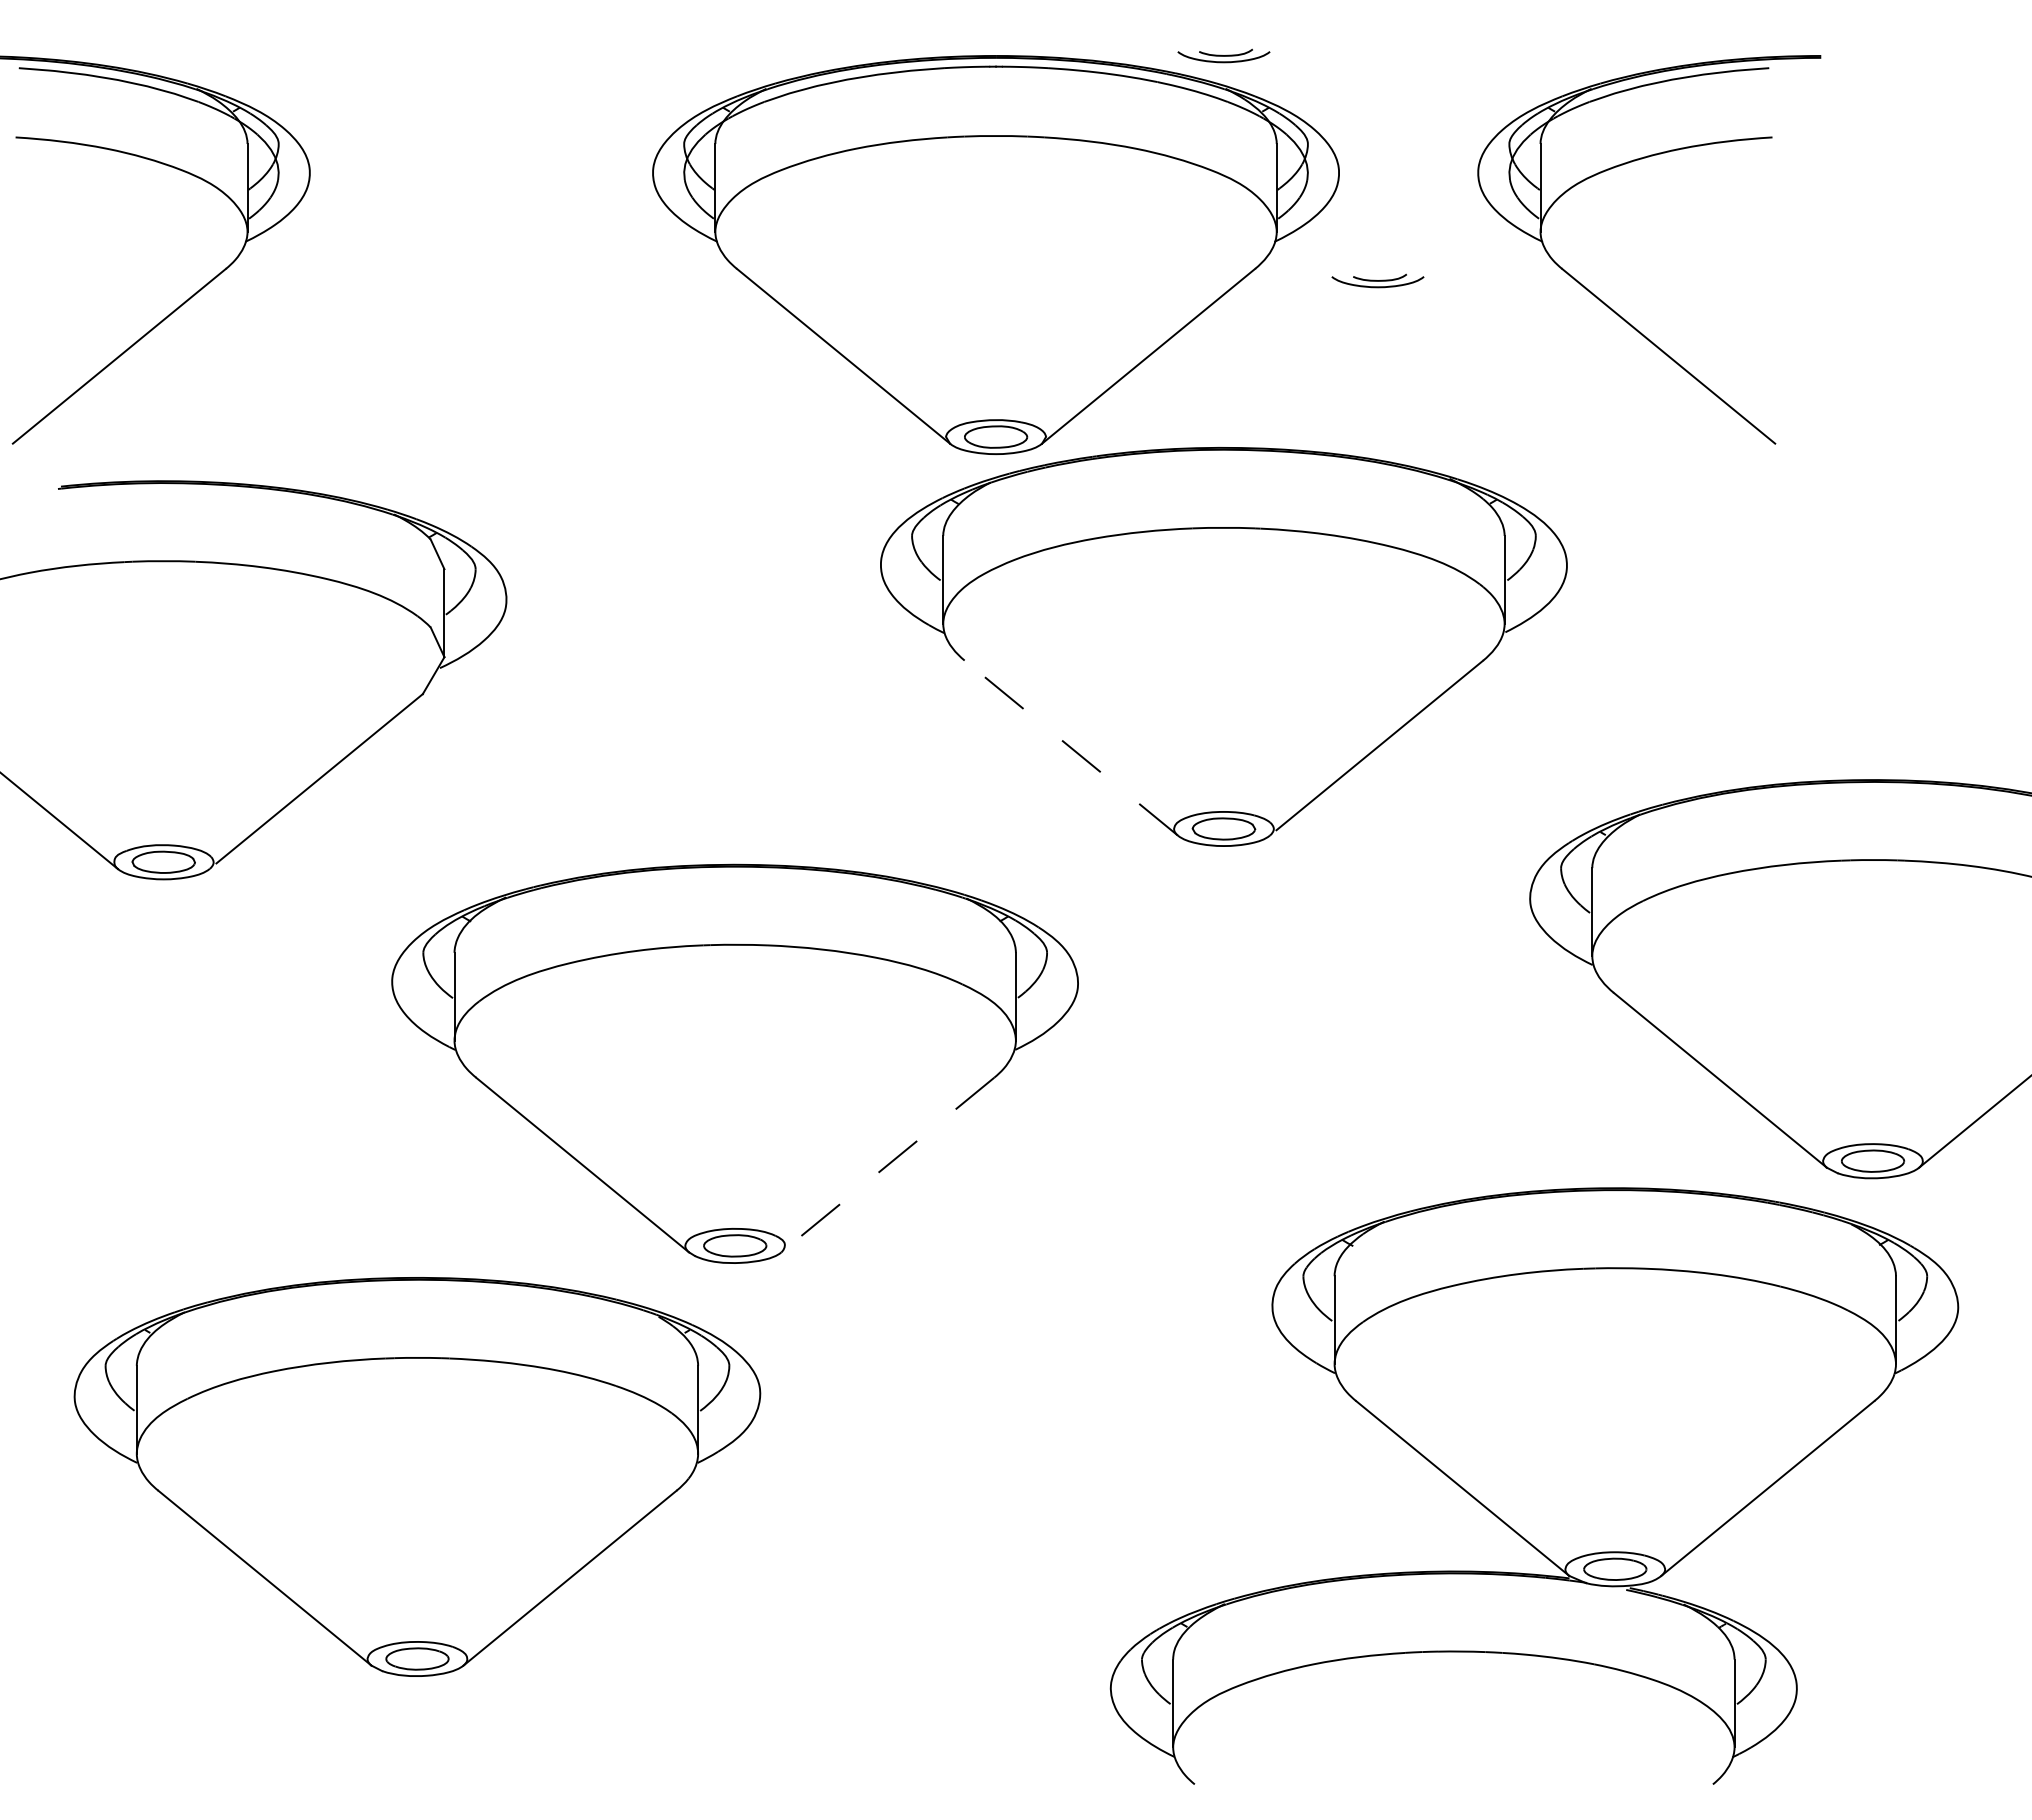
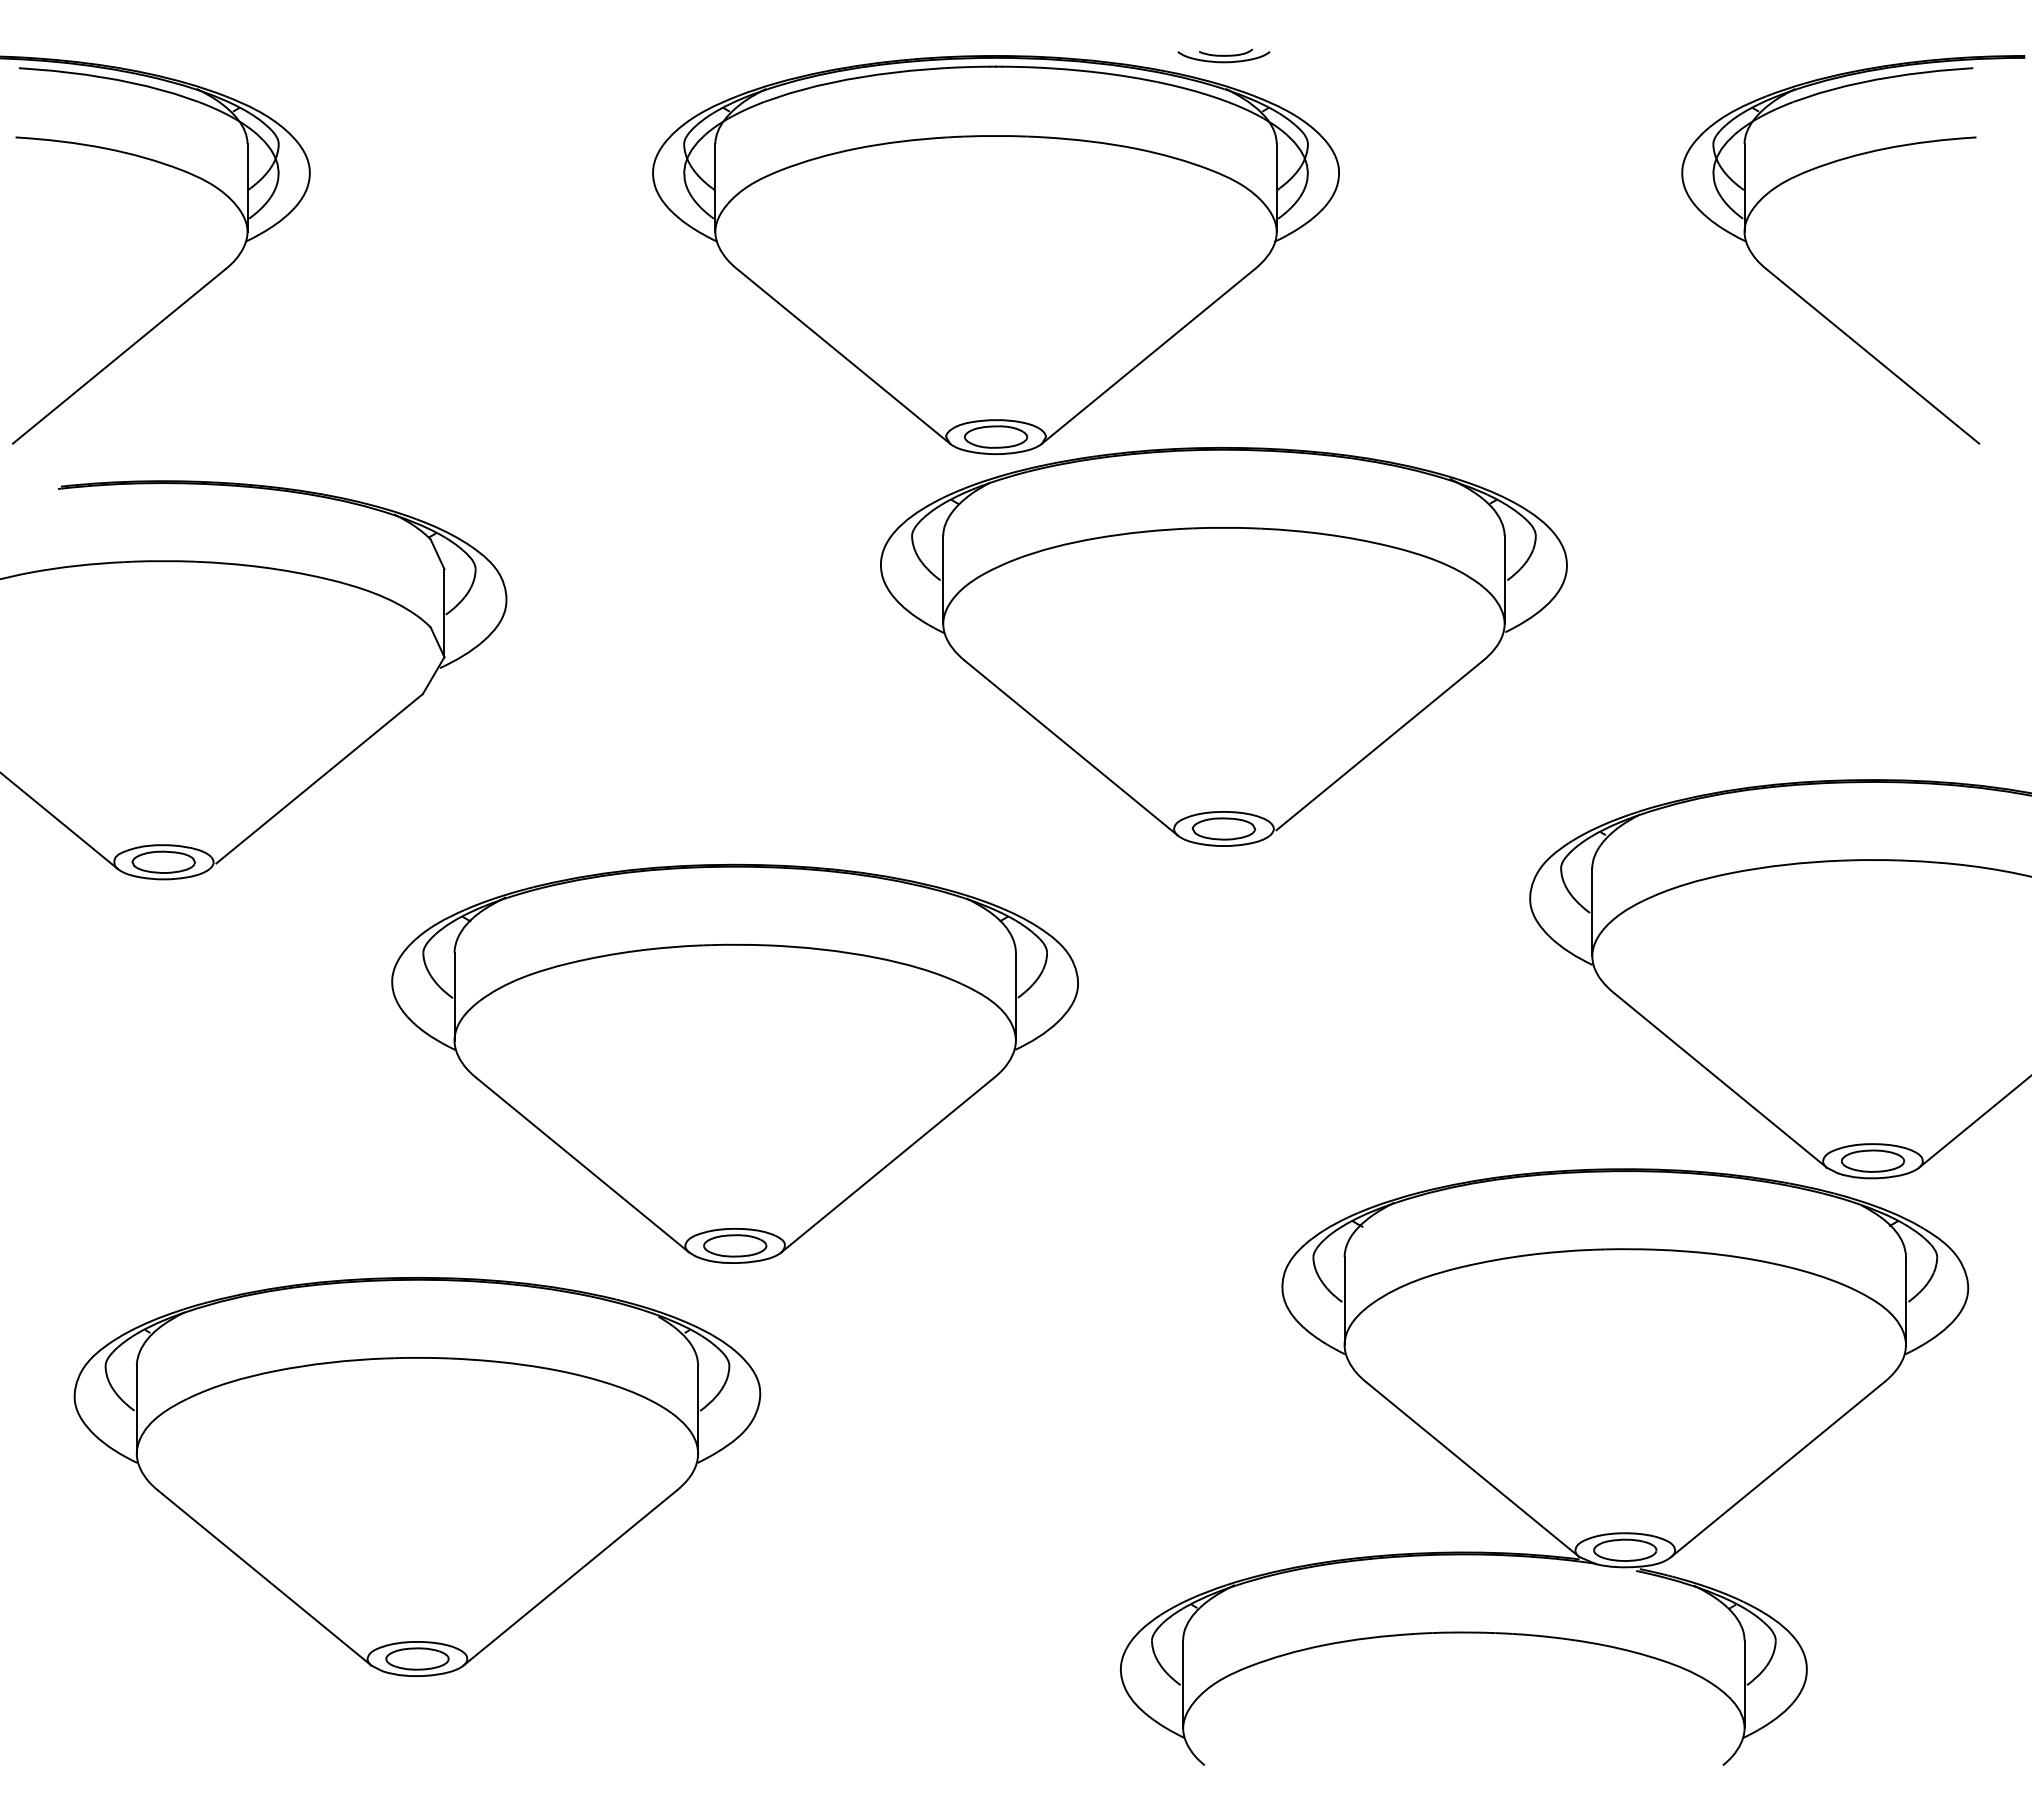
part: present -> none (1377, 280)
part position: (1607, 304) -> (1811, 304) (1811, 304)
line: dashed -> solid (1071, 748)
line: dashed -> solid (887, 1165)
part position: (1534, 1485) -> (1544, 1466) (1544, 1466)
